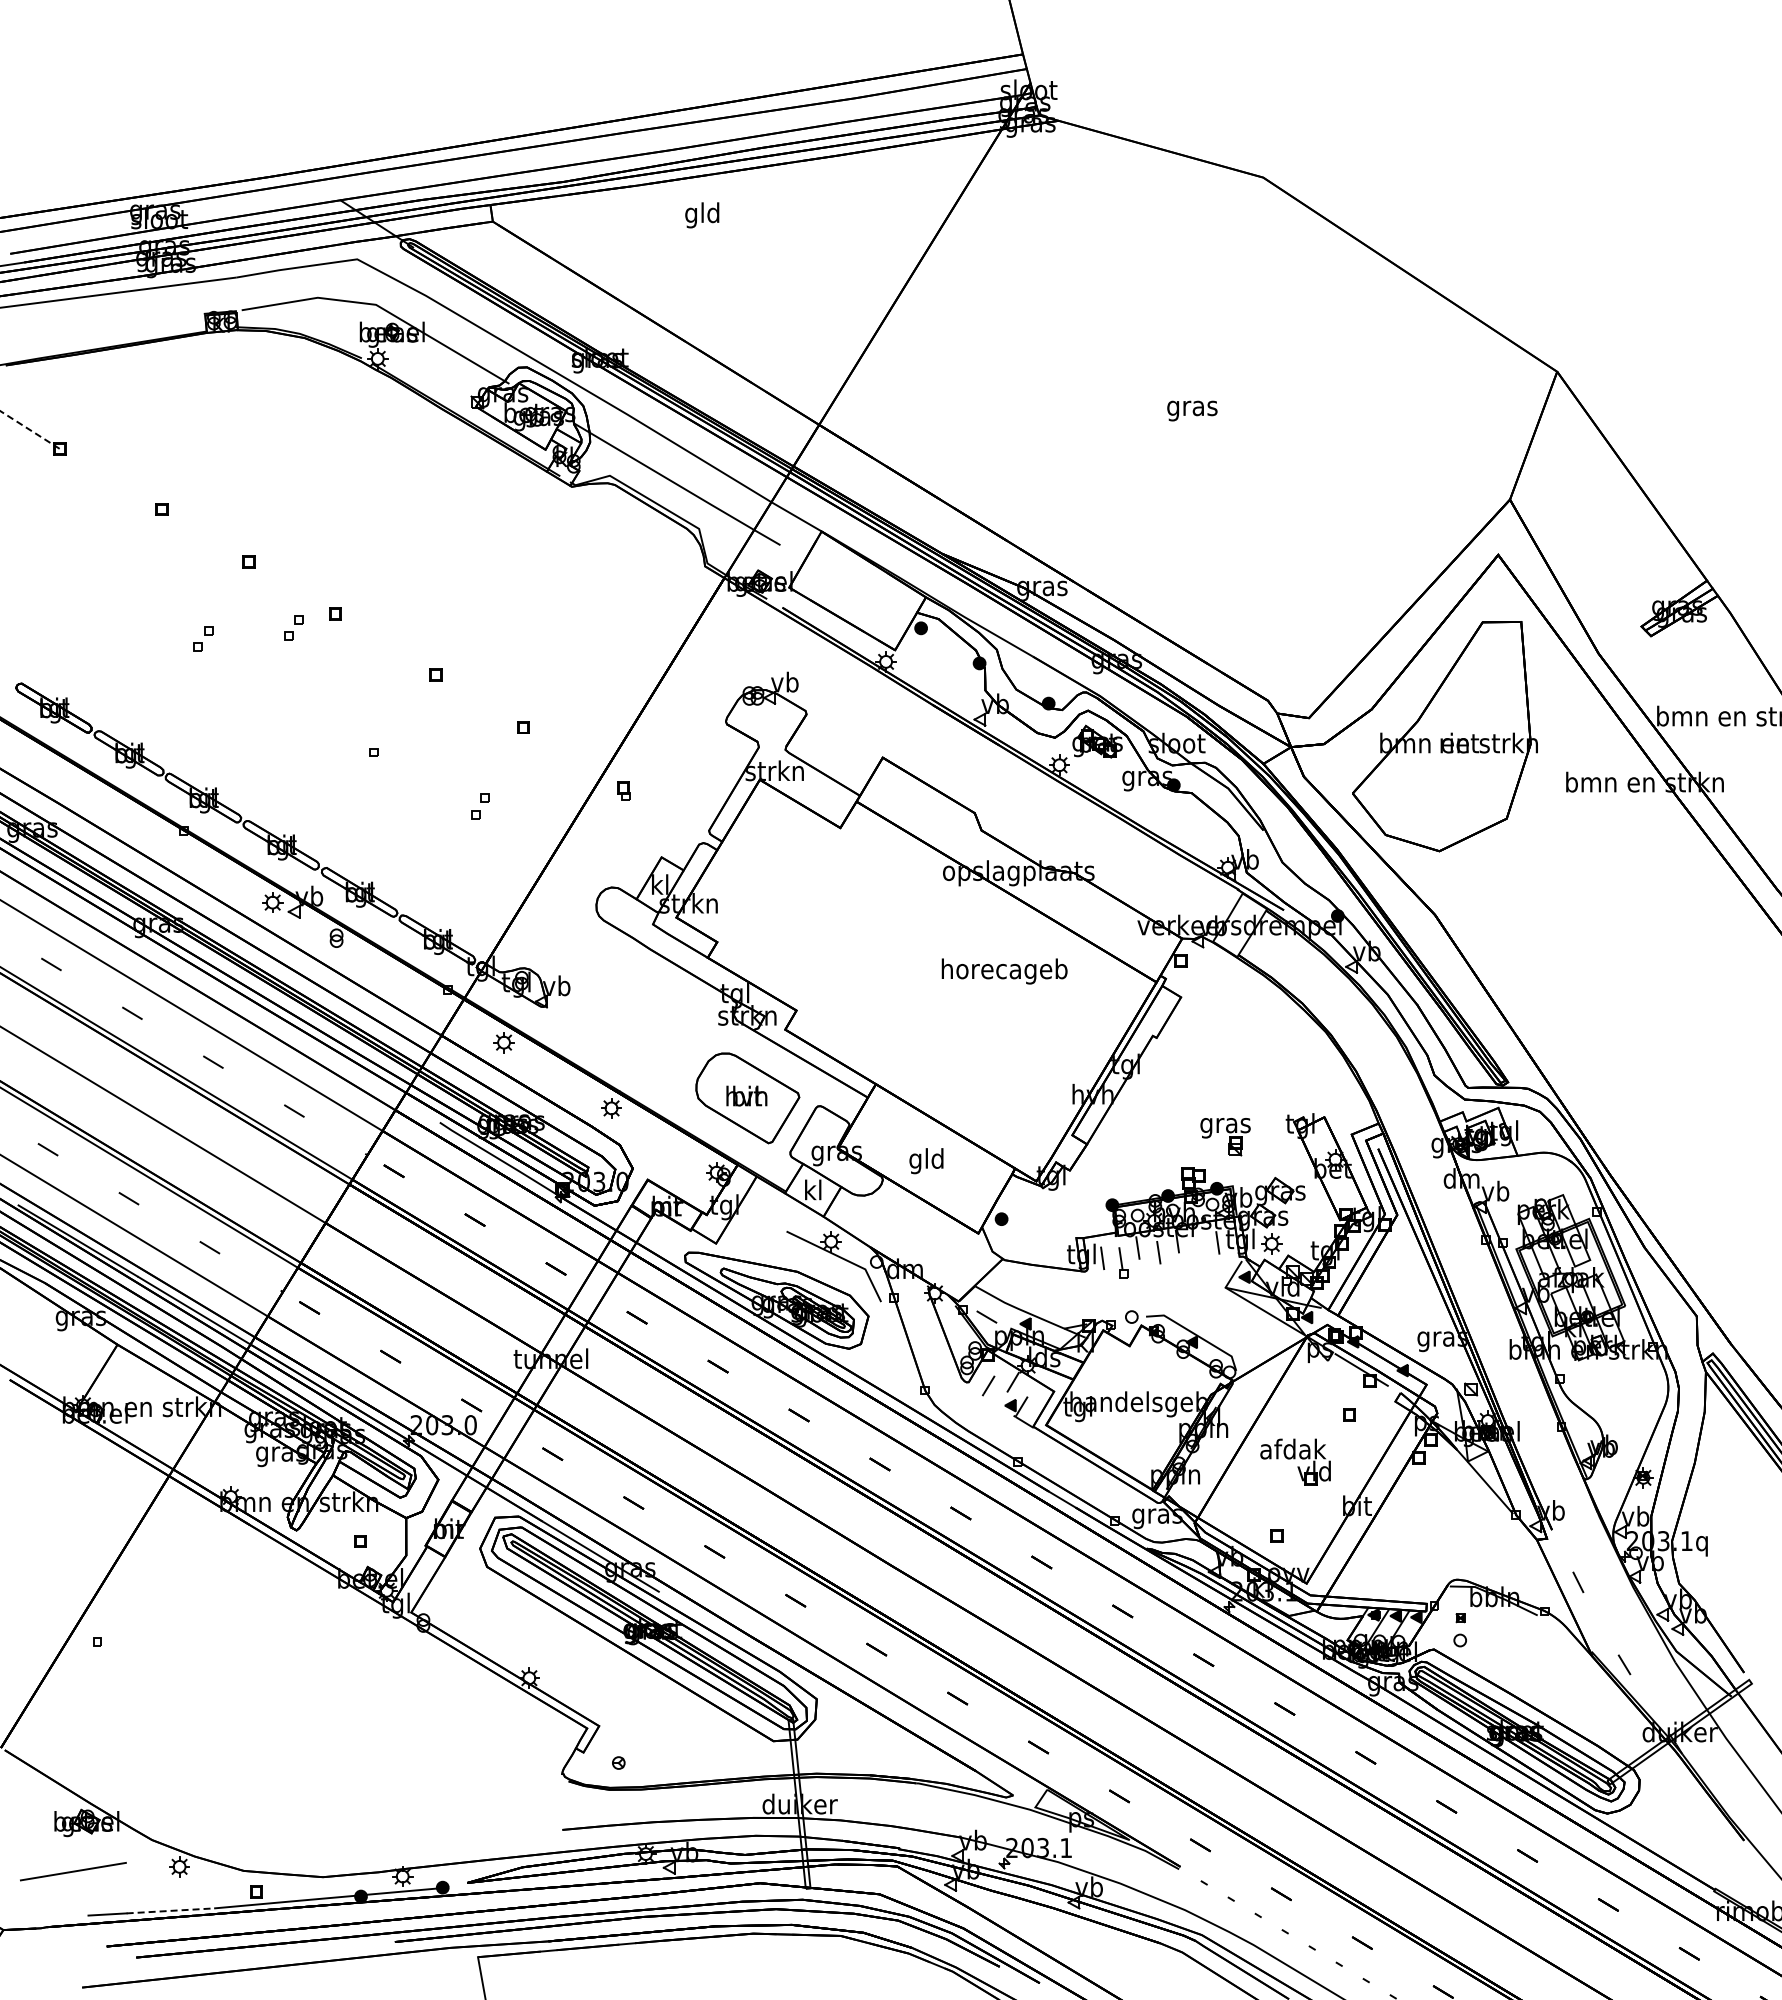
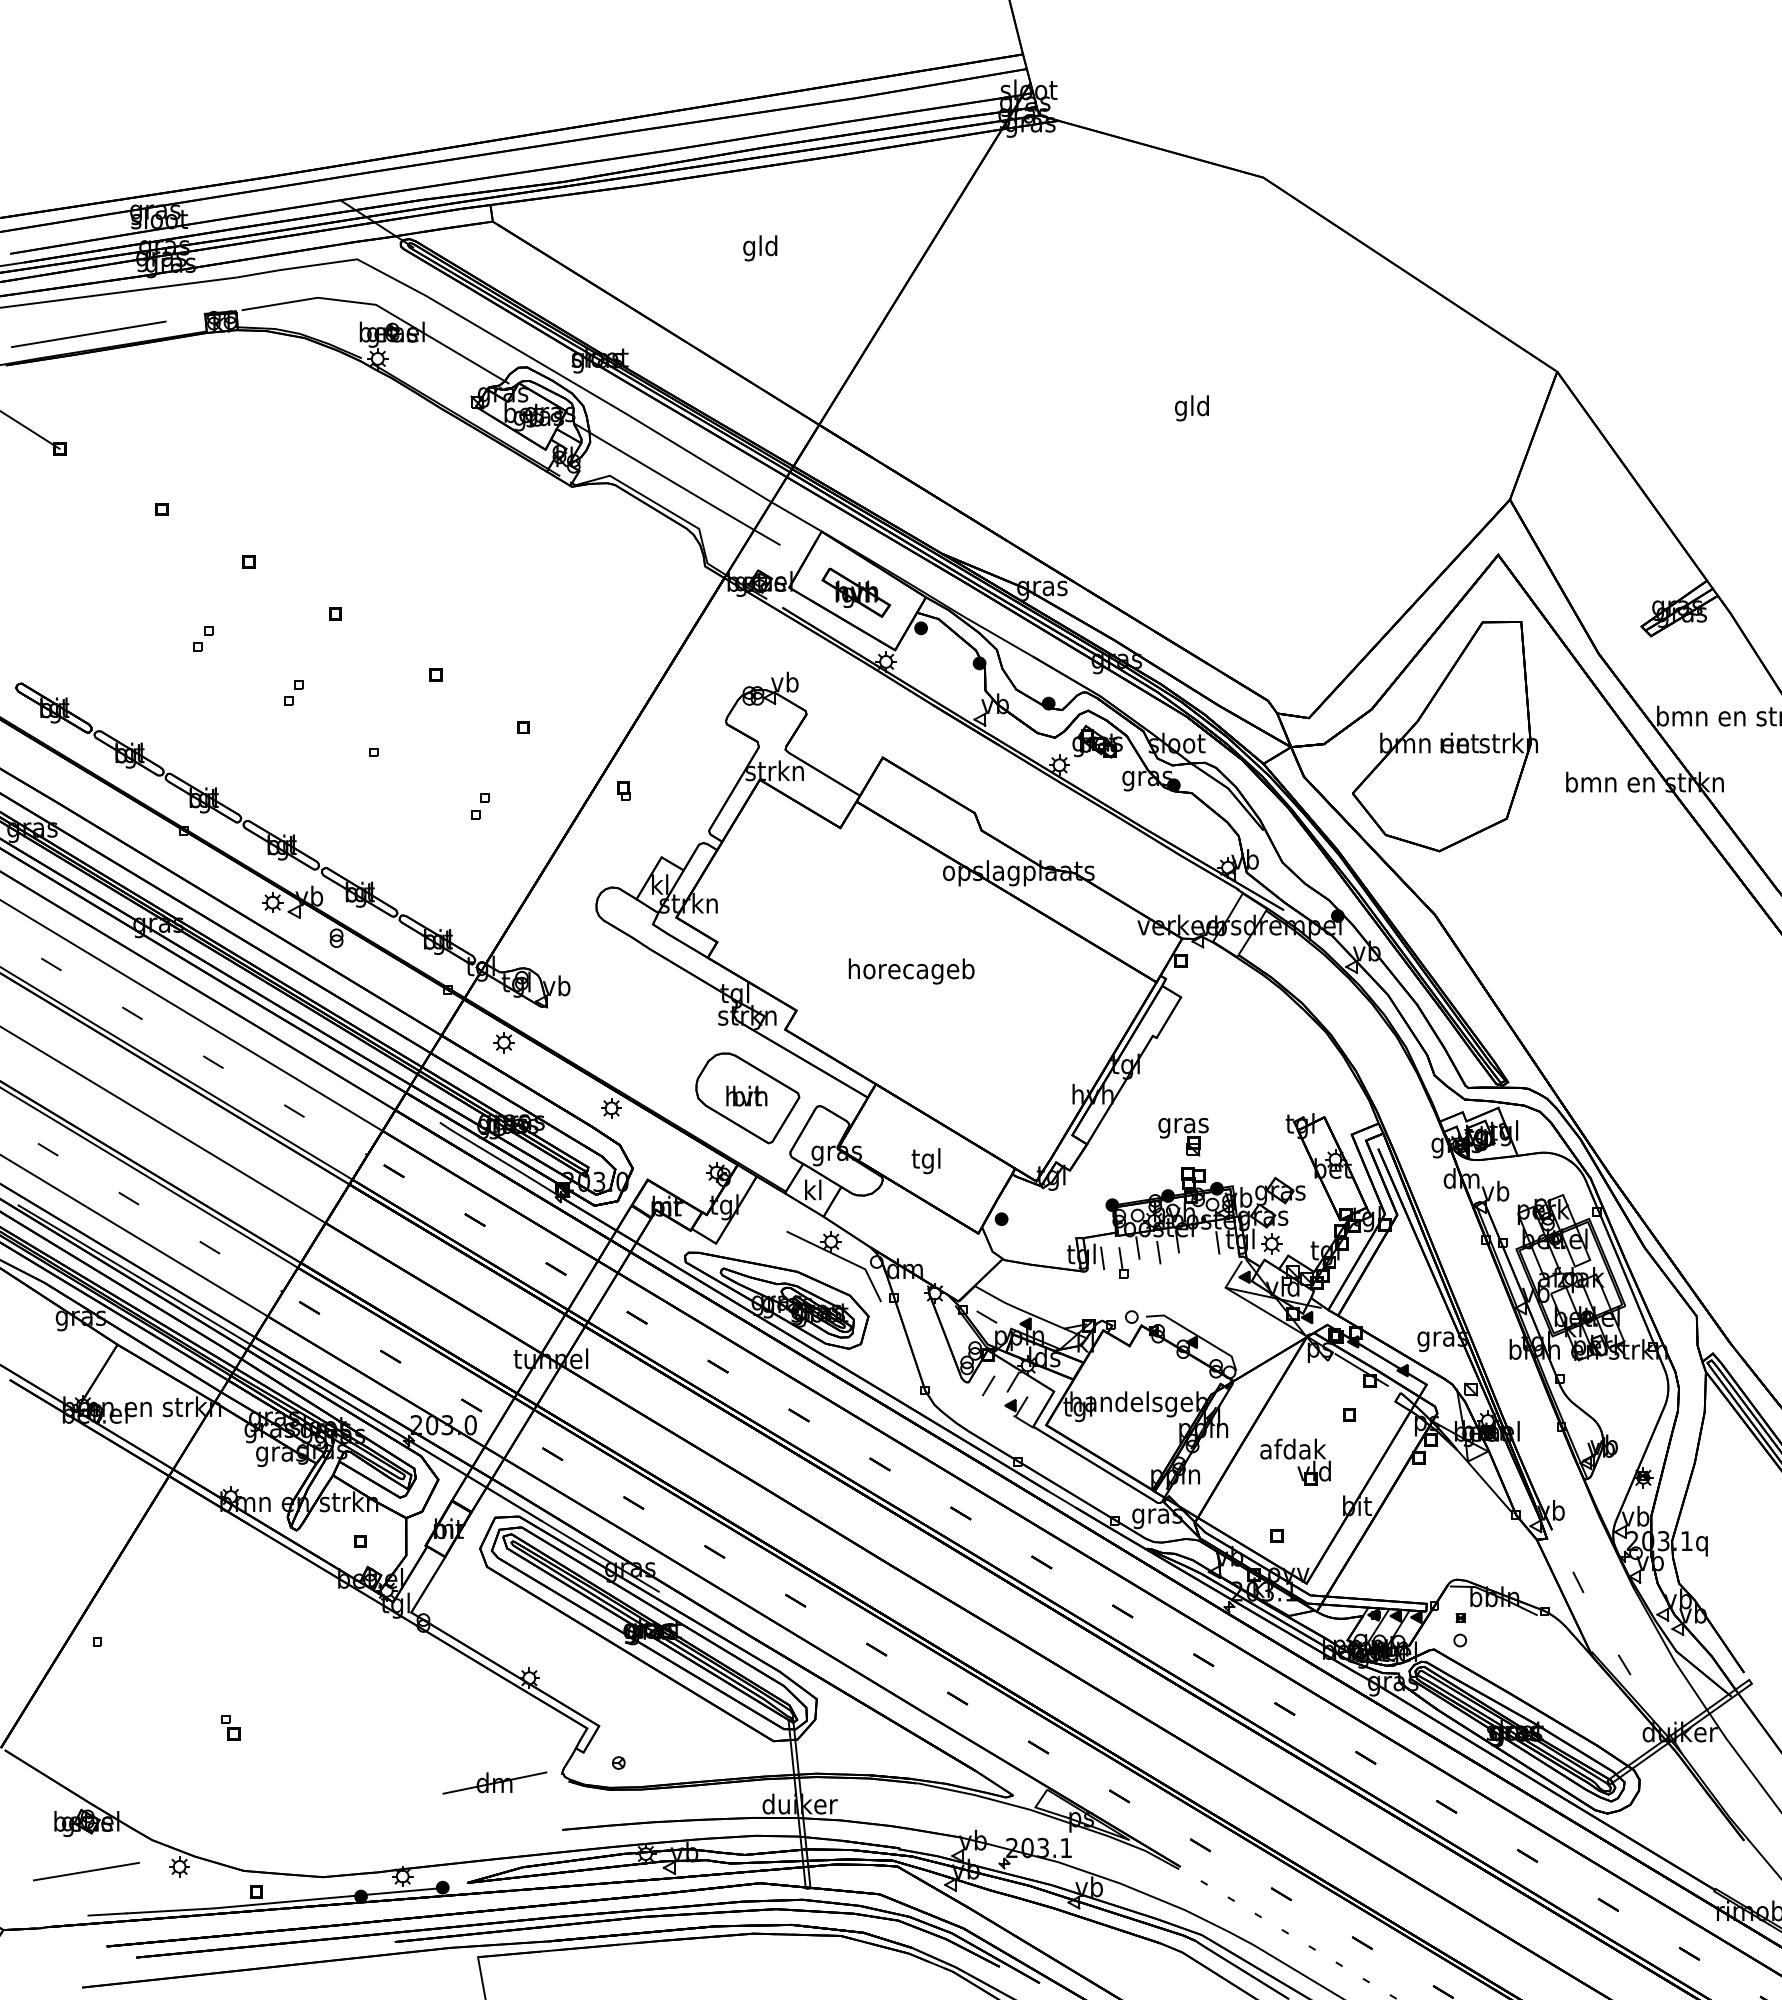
text position: (702, 215) -> (760, 248) (760, 248)
line: none -> present (88, 334)
text: gras -> gld (1192, 408)
line: dashed -> solid (30, 430)
part: none -> present (855, 592)
part position: (293, 627) -> (293, 692) (293, 692)
text position: (1004, 971) -> (911, 971) (911, 971)
part position: (1225, 1137) -> (1183, 1137) (1183, 1137)
text: gld -> tgl (926, 1161)
part: none -> present (230, 1727)
part: none -> present (494, 1782)
line position: (73, 1871) -> (86, 1871) (86, 1871)
line: dashed -> solid (170, 1910)
